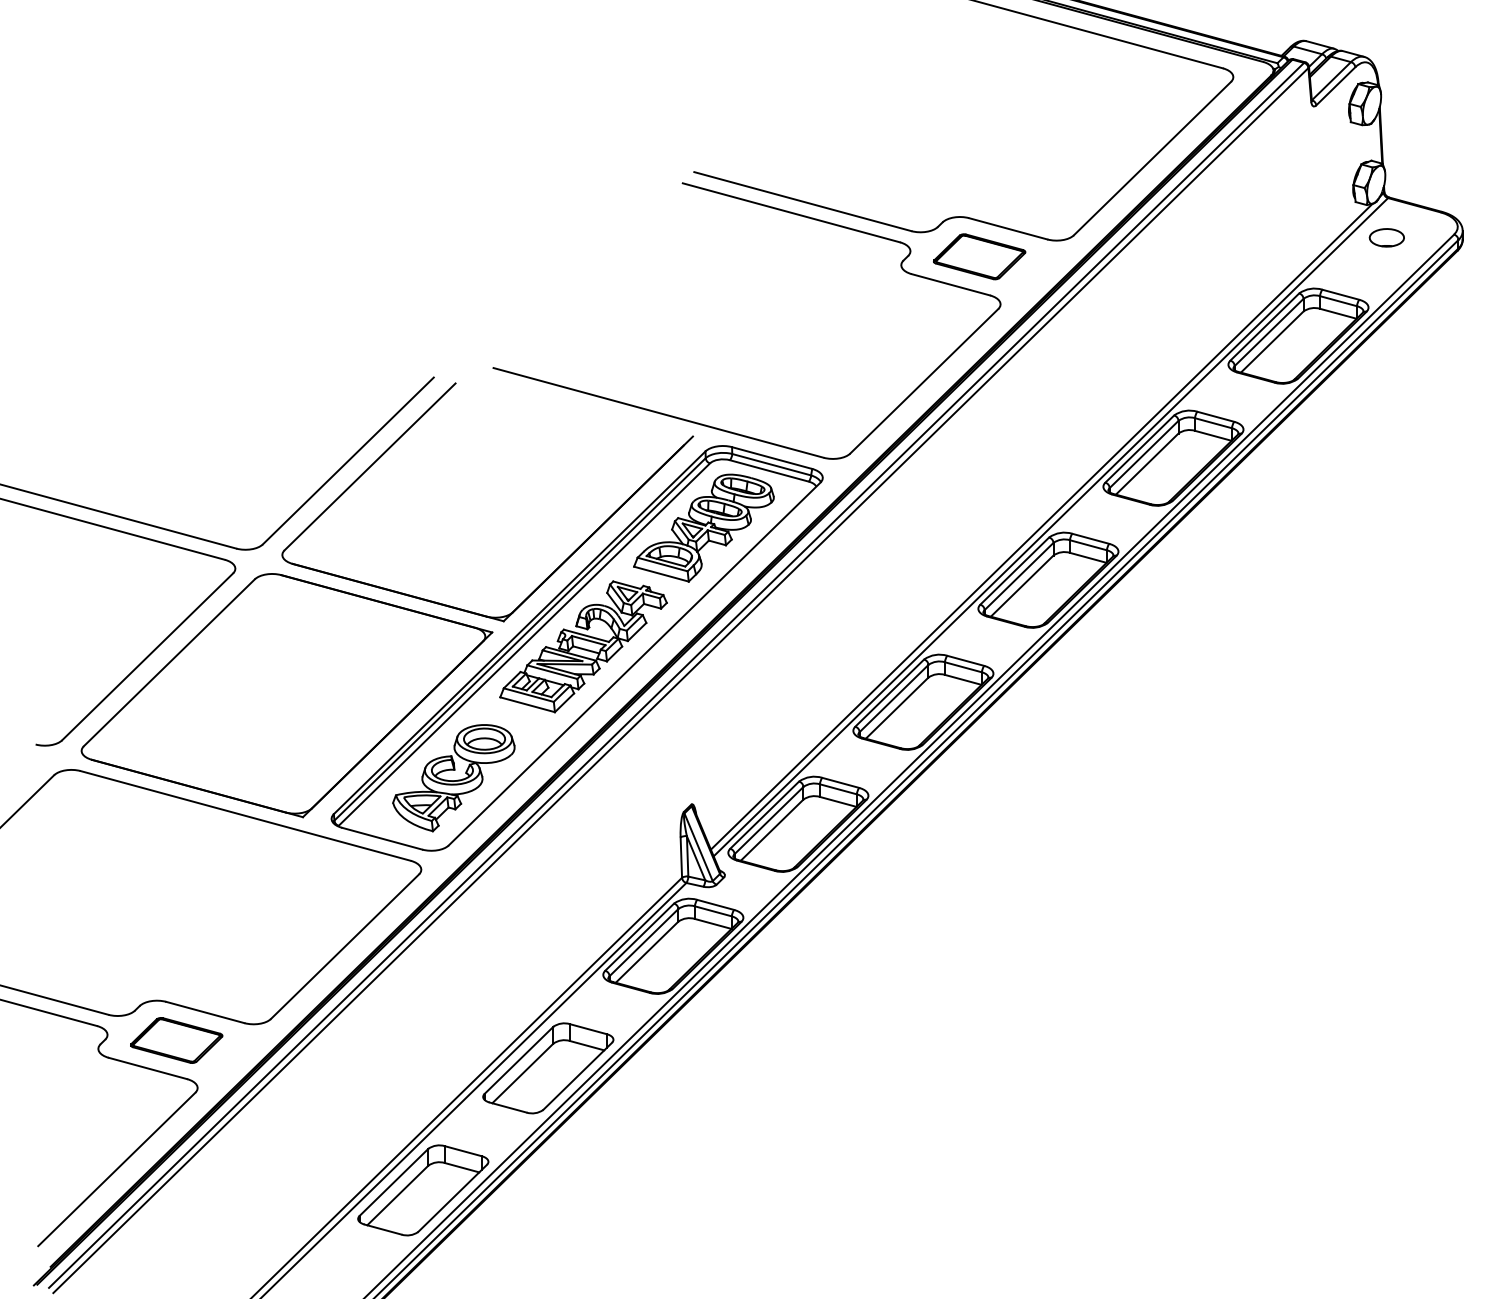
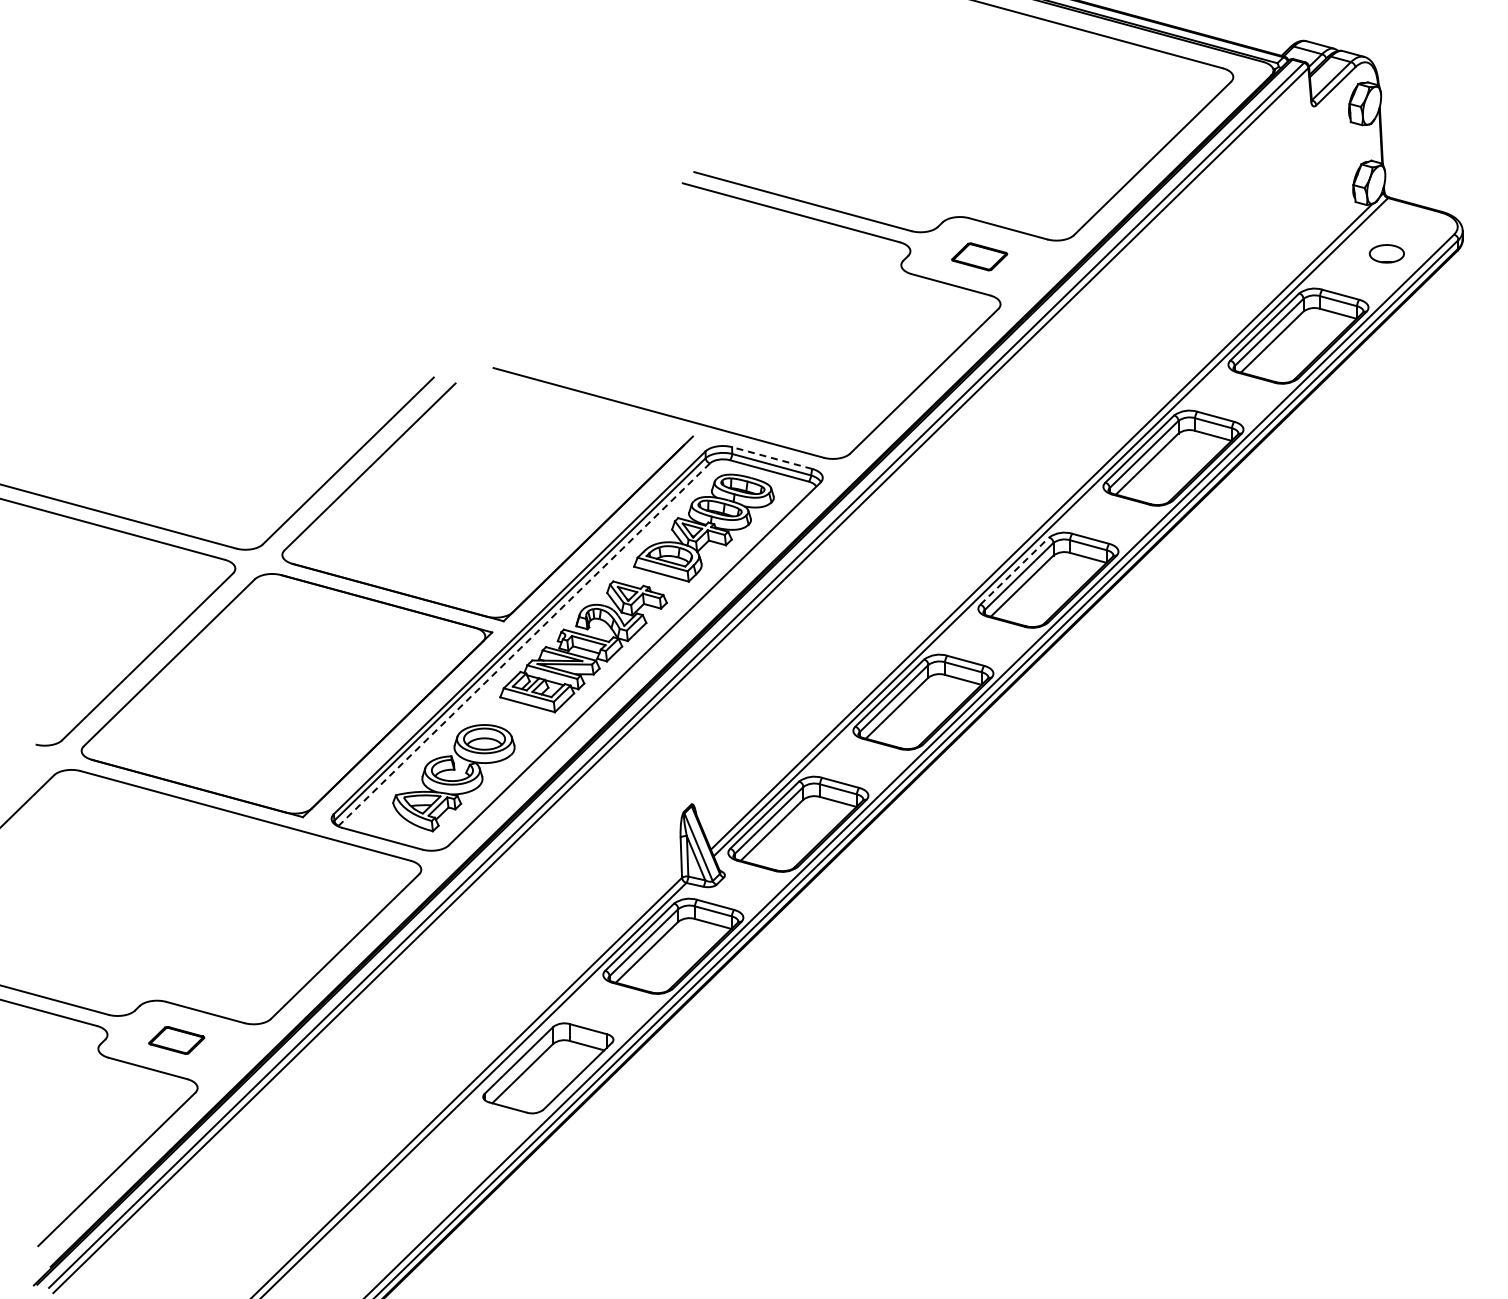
part position: (1386, 237) -> (1386, 253) (1386, 253)
part size: 94x48 px -> 58x30 px (979, 256)
line: solid -> dashed (772, 458)
line: solid -> dashed (1015, 570)
line: solid -> dashed (524, 644)
part size: 94x47 px -> 58x29 px (176, 1040)
part: present -> none (423, 1190)
